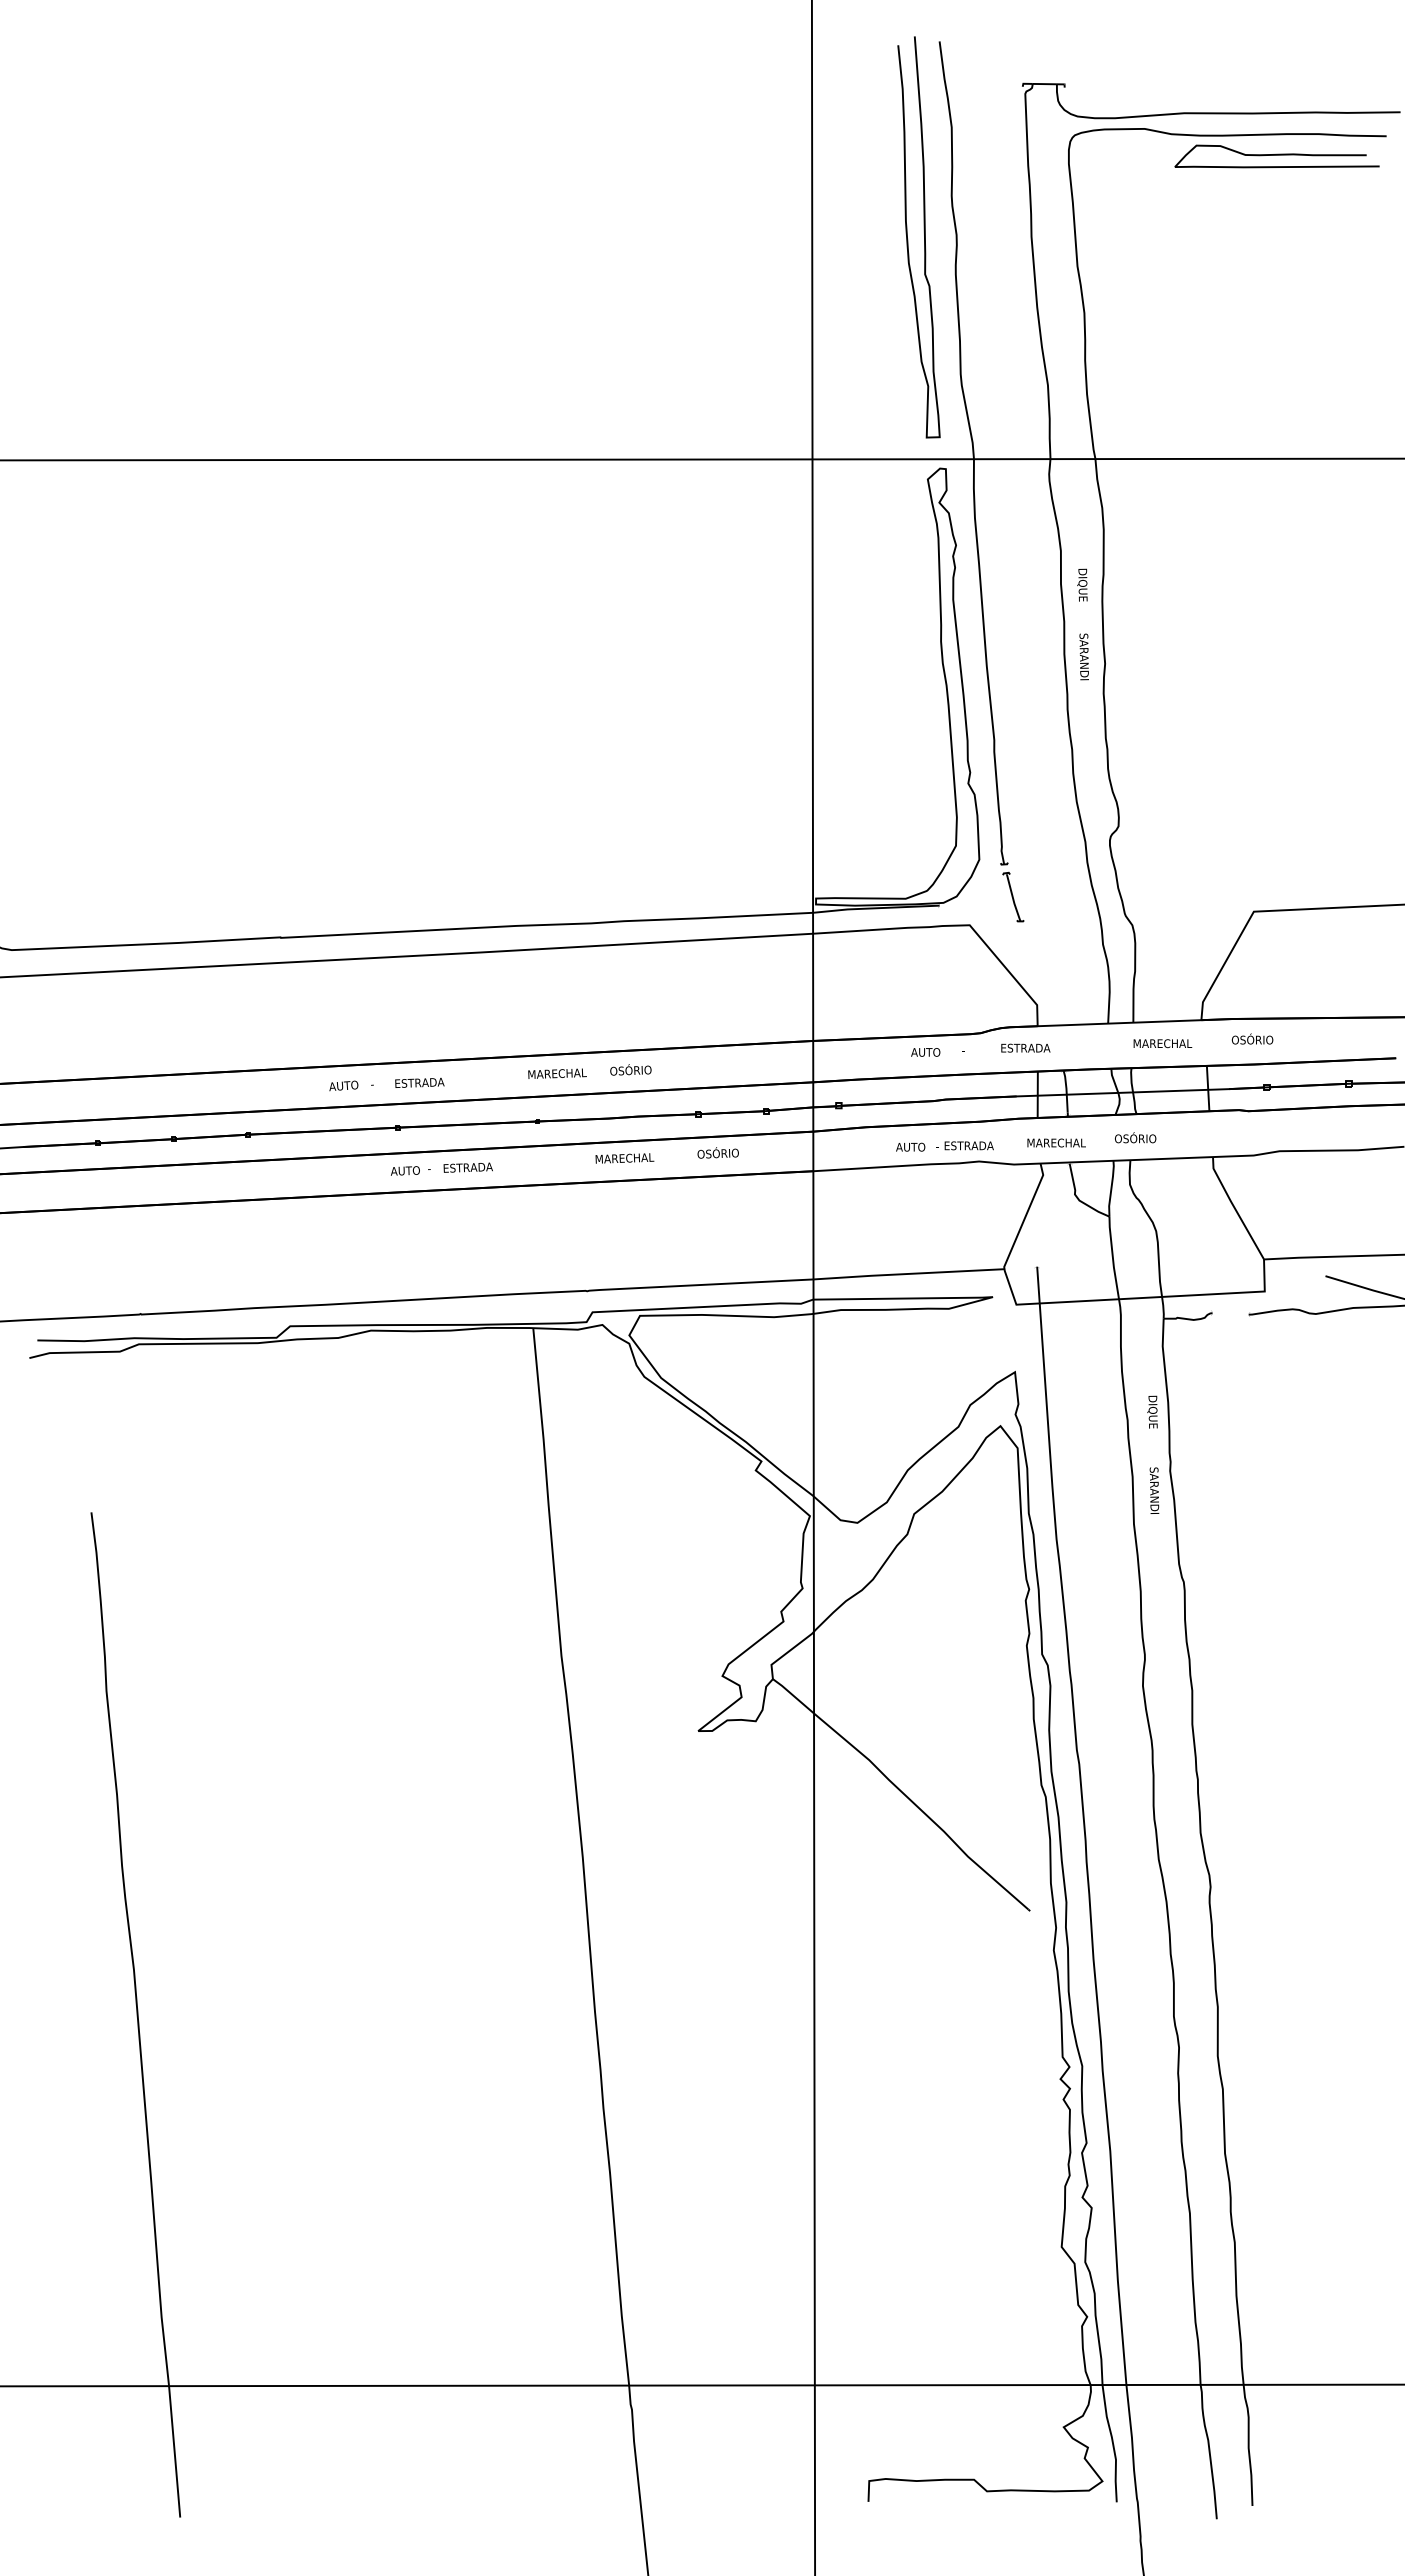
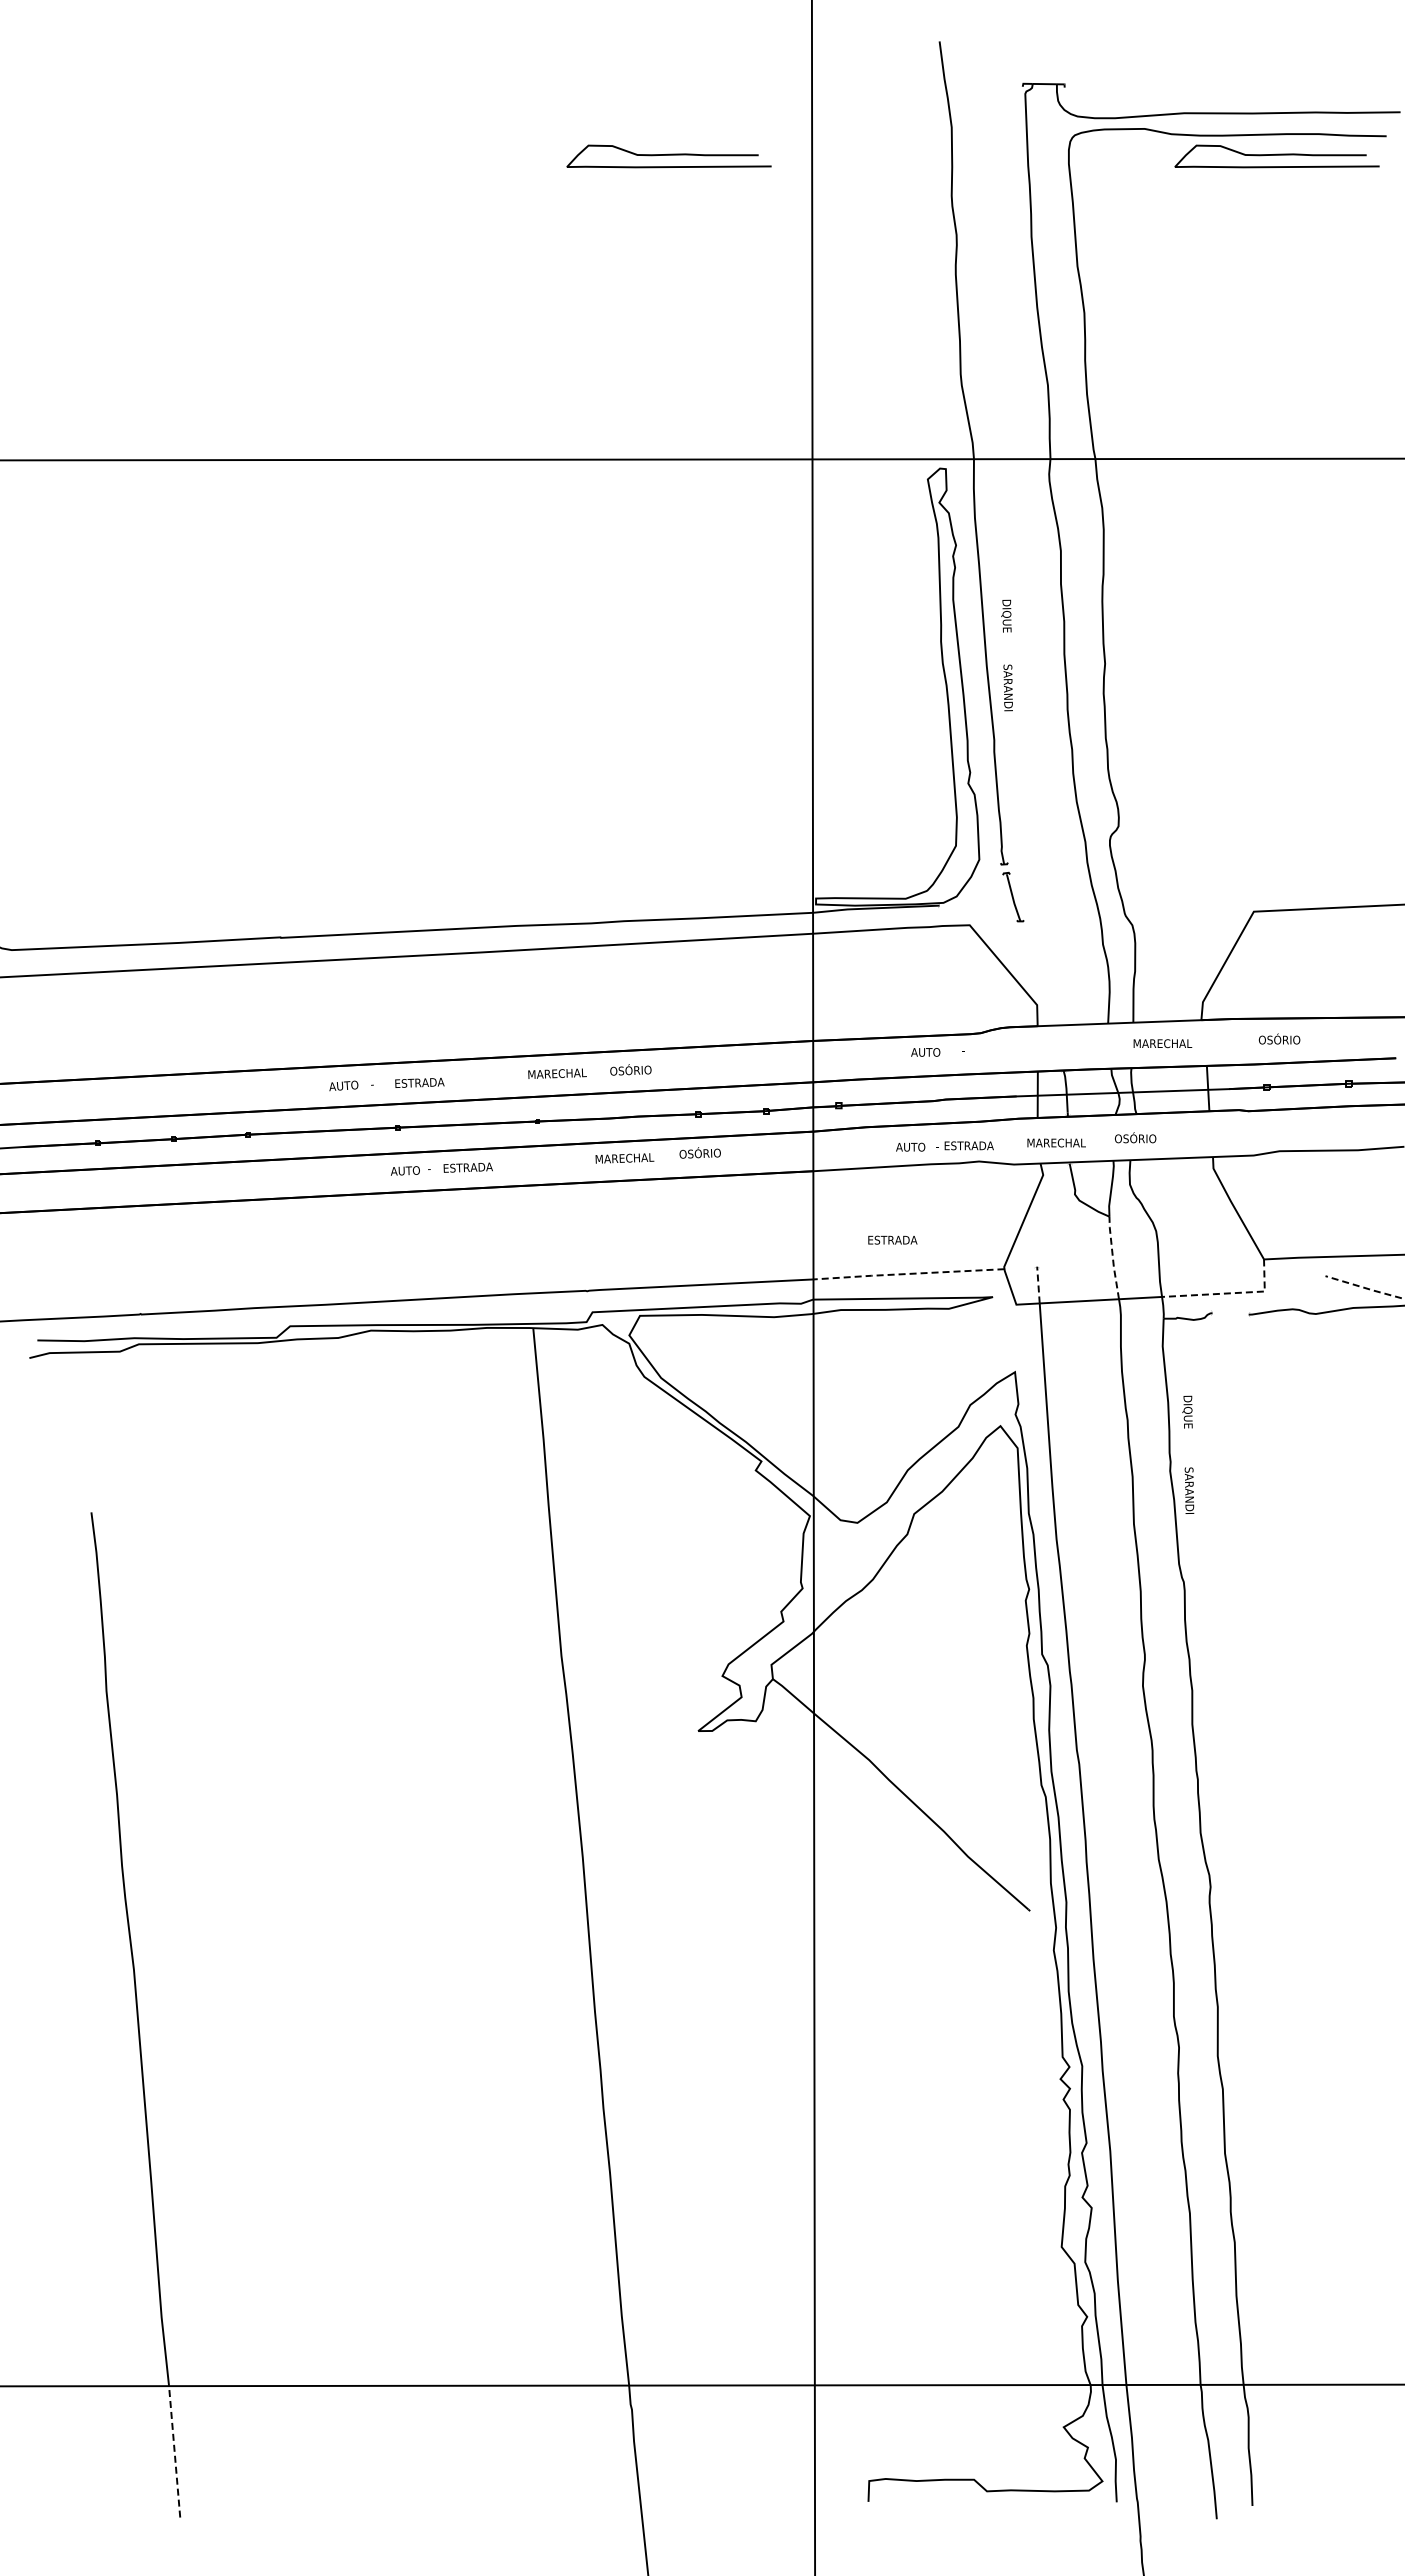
curve: none -> present (668, 155)
curve: present -> none (924, 237)
text position: (1082, 624) -> (1006, 655) (1006, 655)
text position: (1252, 1038) -> (1279, 1038) (1279, 1038)
text position: (1025, 1047) -> (892, 1239) (892, 1239)
text position: (717, 1152) -> (699, 1152) (699, 1152)
line: solid -> dashed (1112, 1257)
line: solid -> dashed (908, 1273)
line: solid -> dashed (1038, 1284)
line: solid -> dashed (1365, 1288)
line: solid -> dashed (1229, 1293)
text position: (1153, 1454) -> (1188, 1454) (1188, 1454)
line: solid -> dashed (174, 2451)
